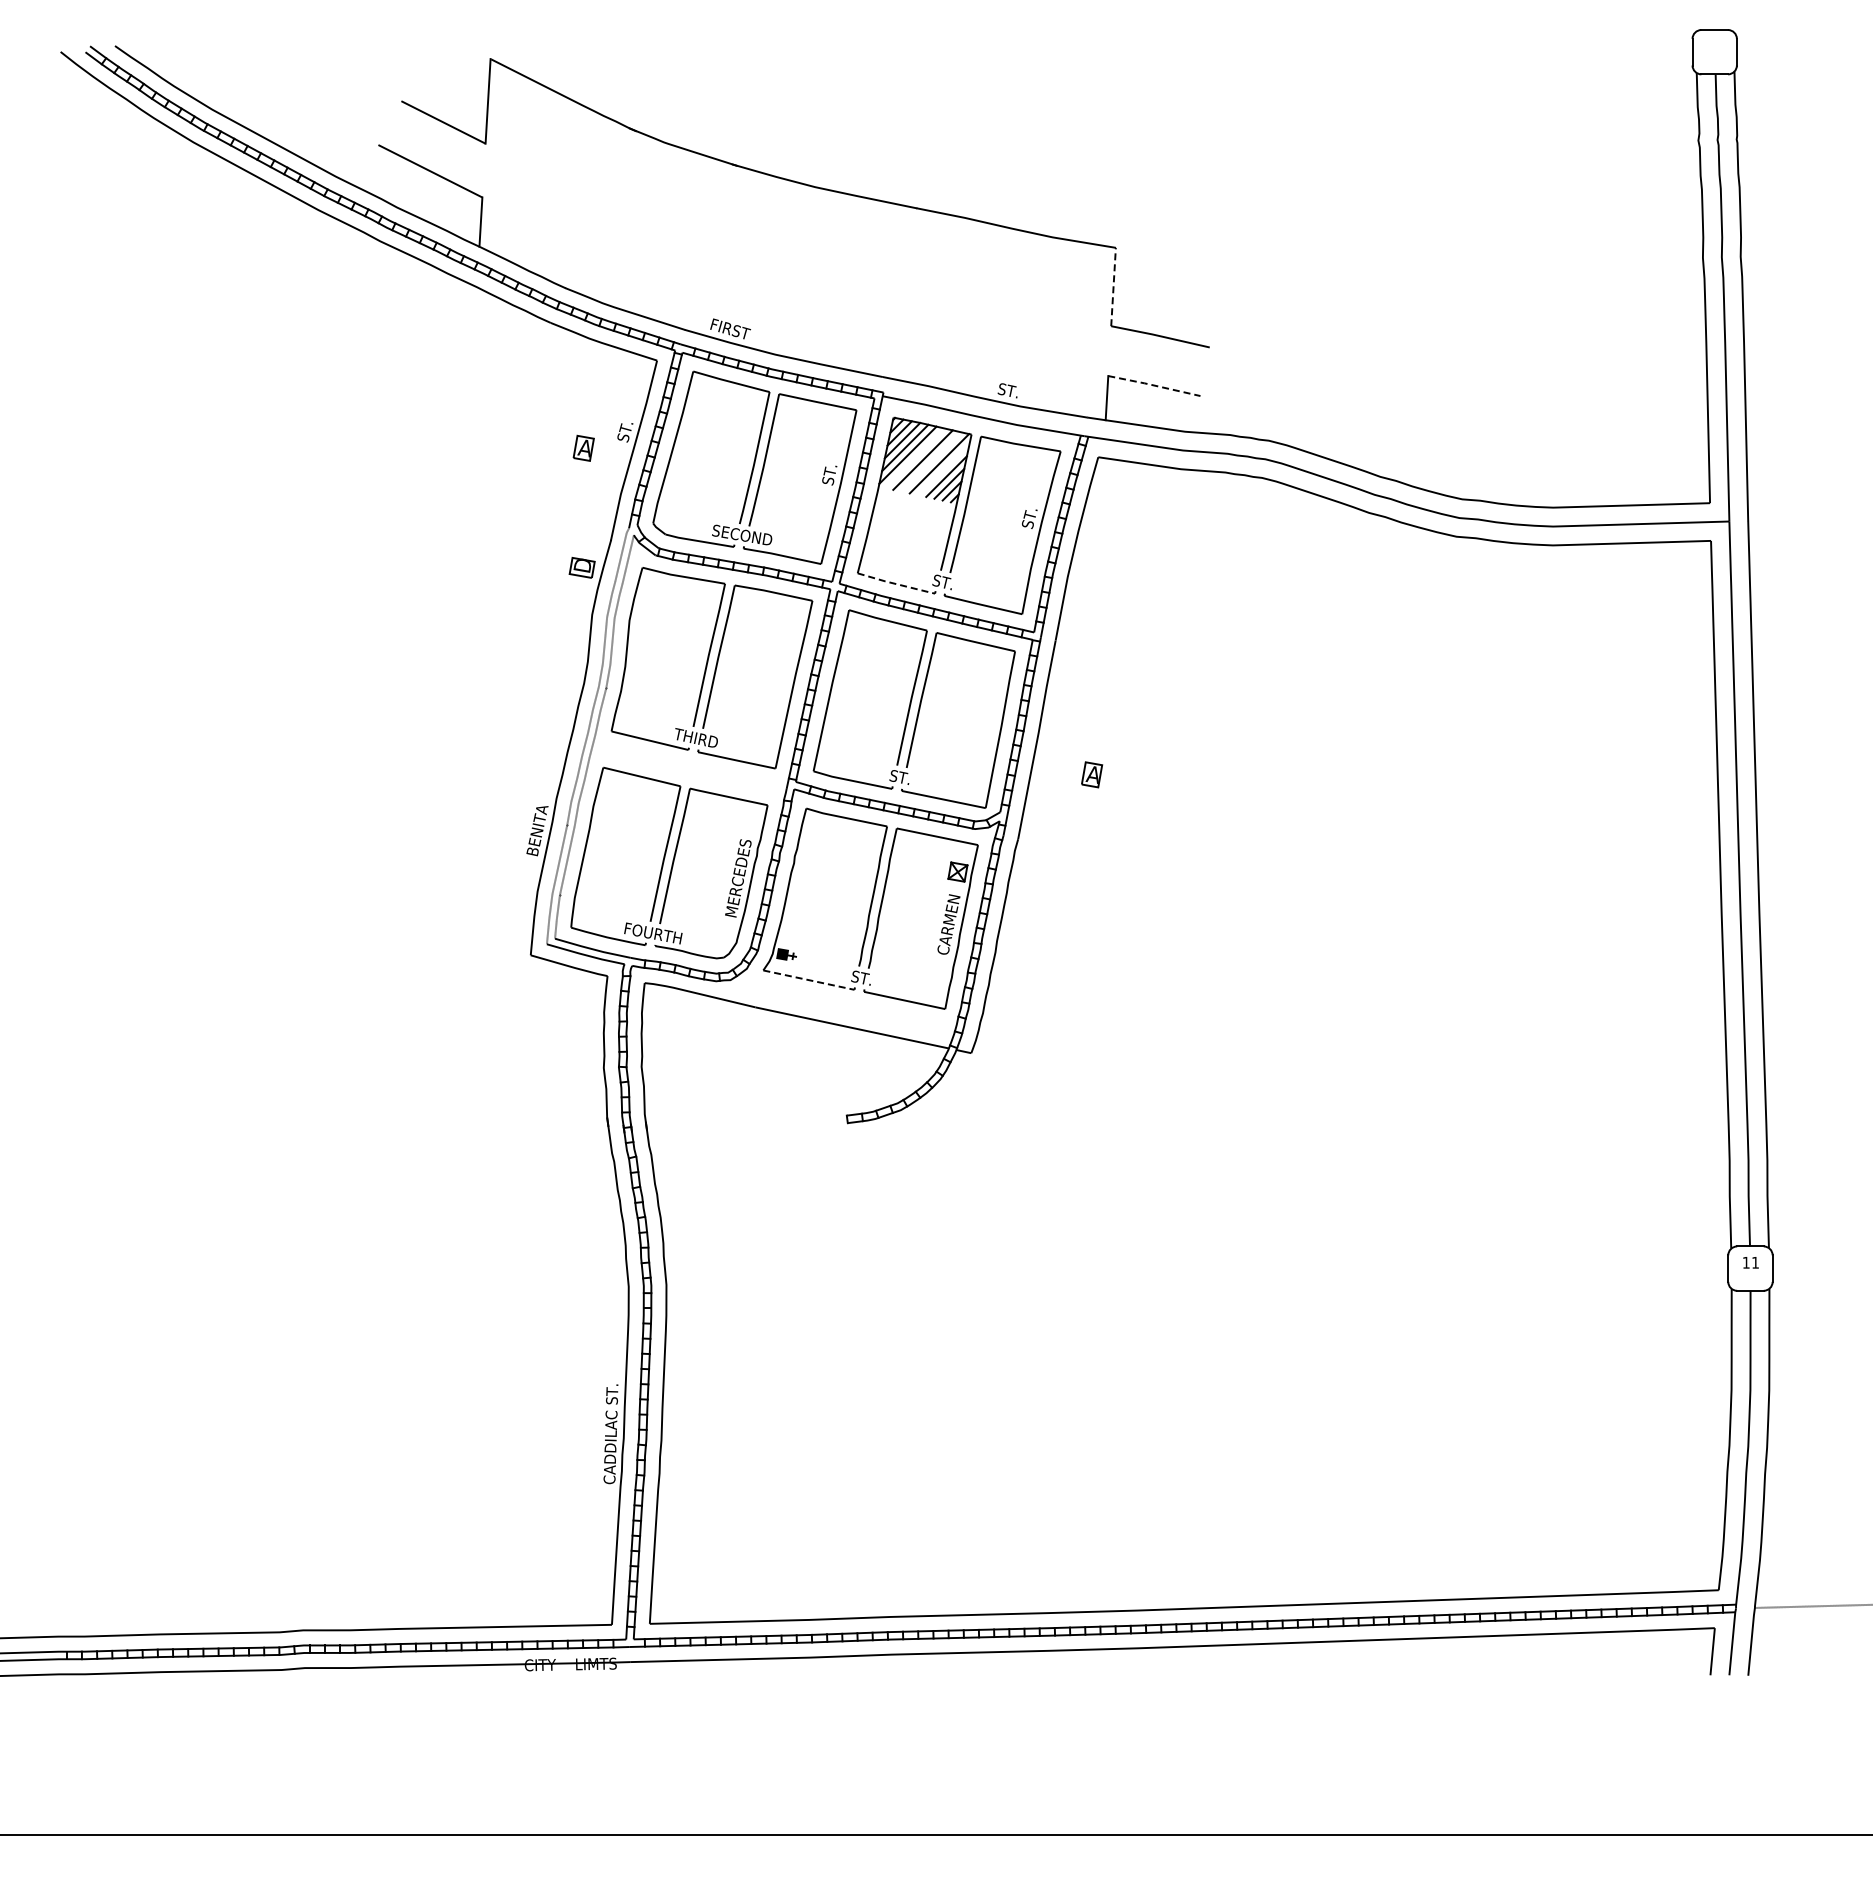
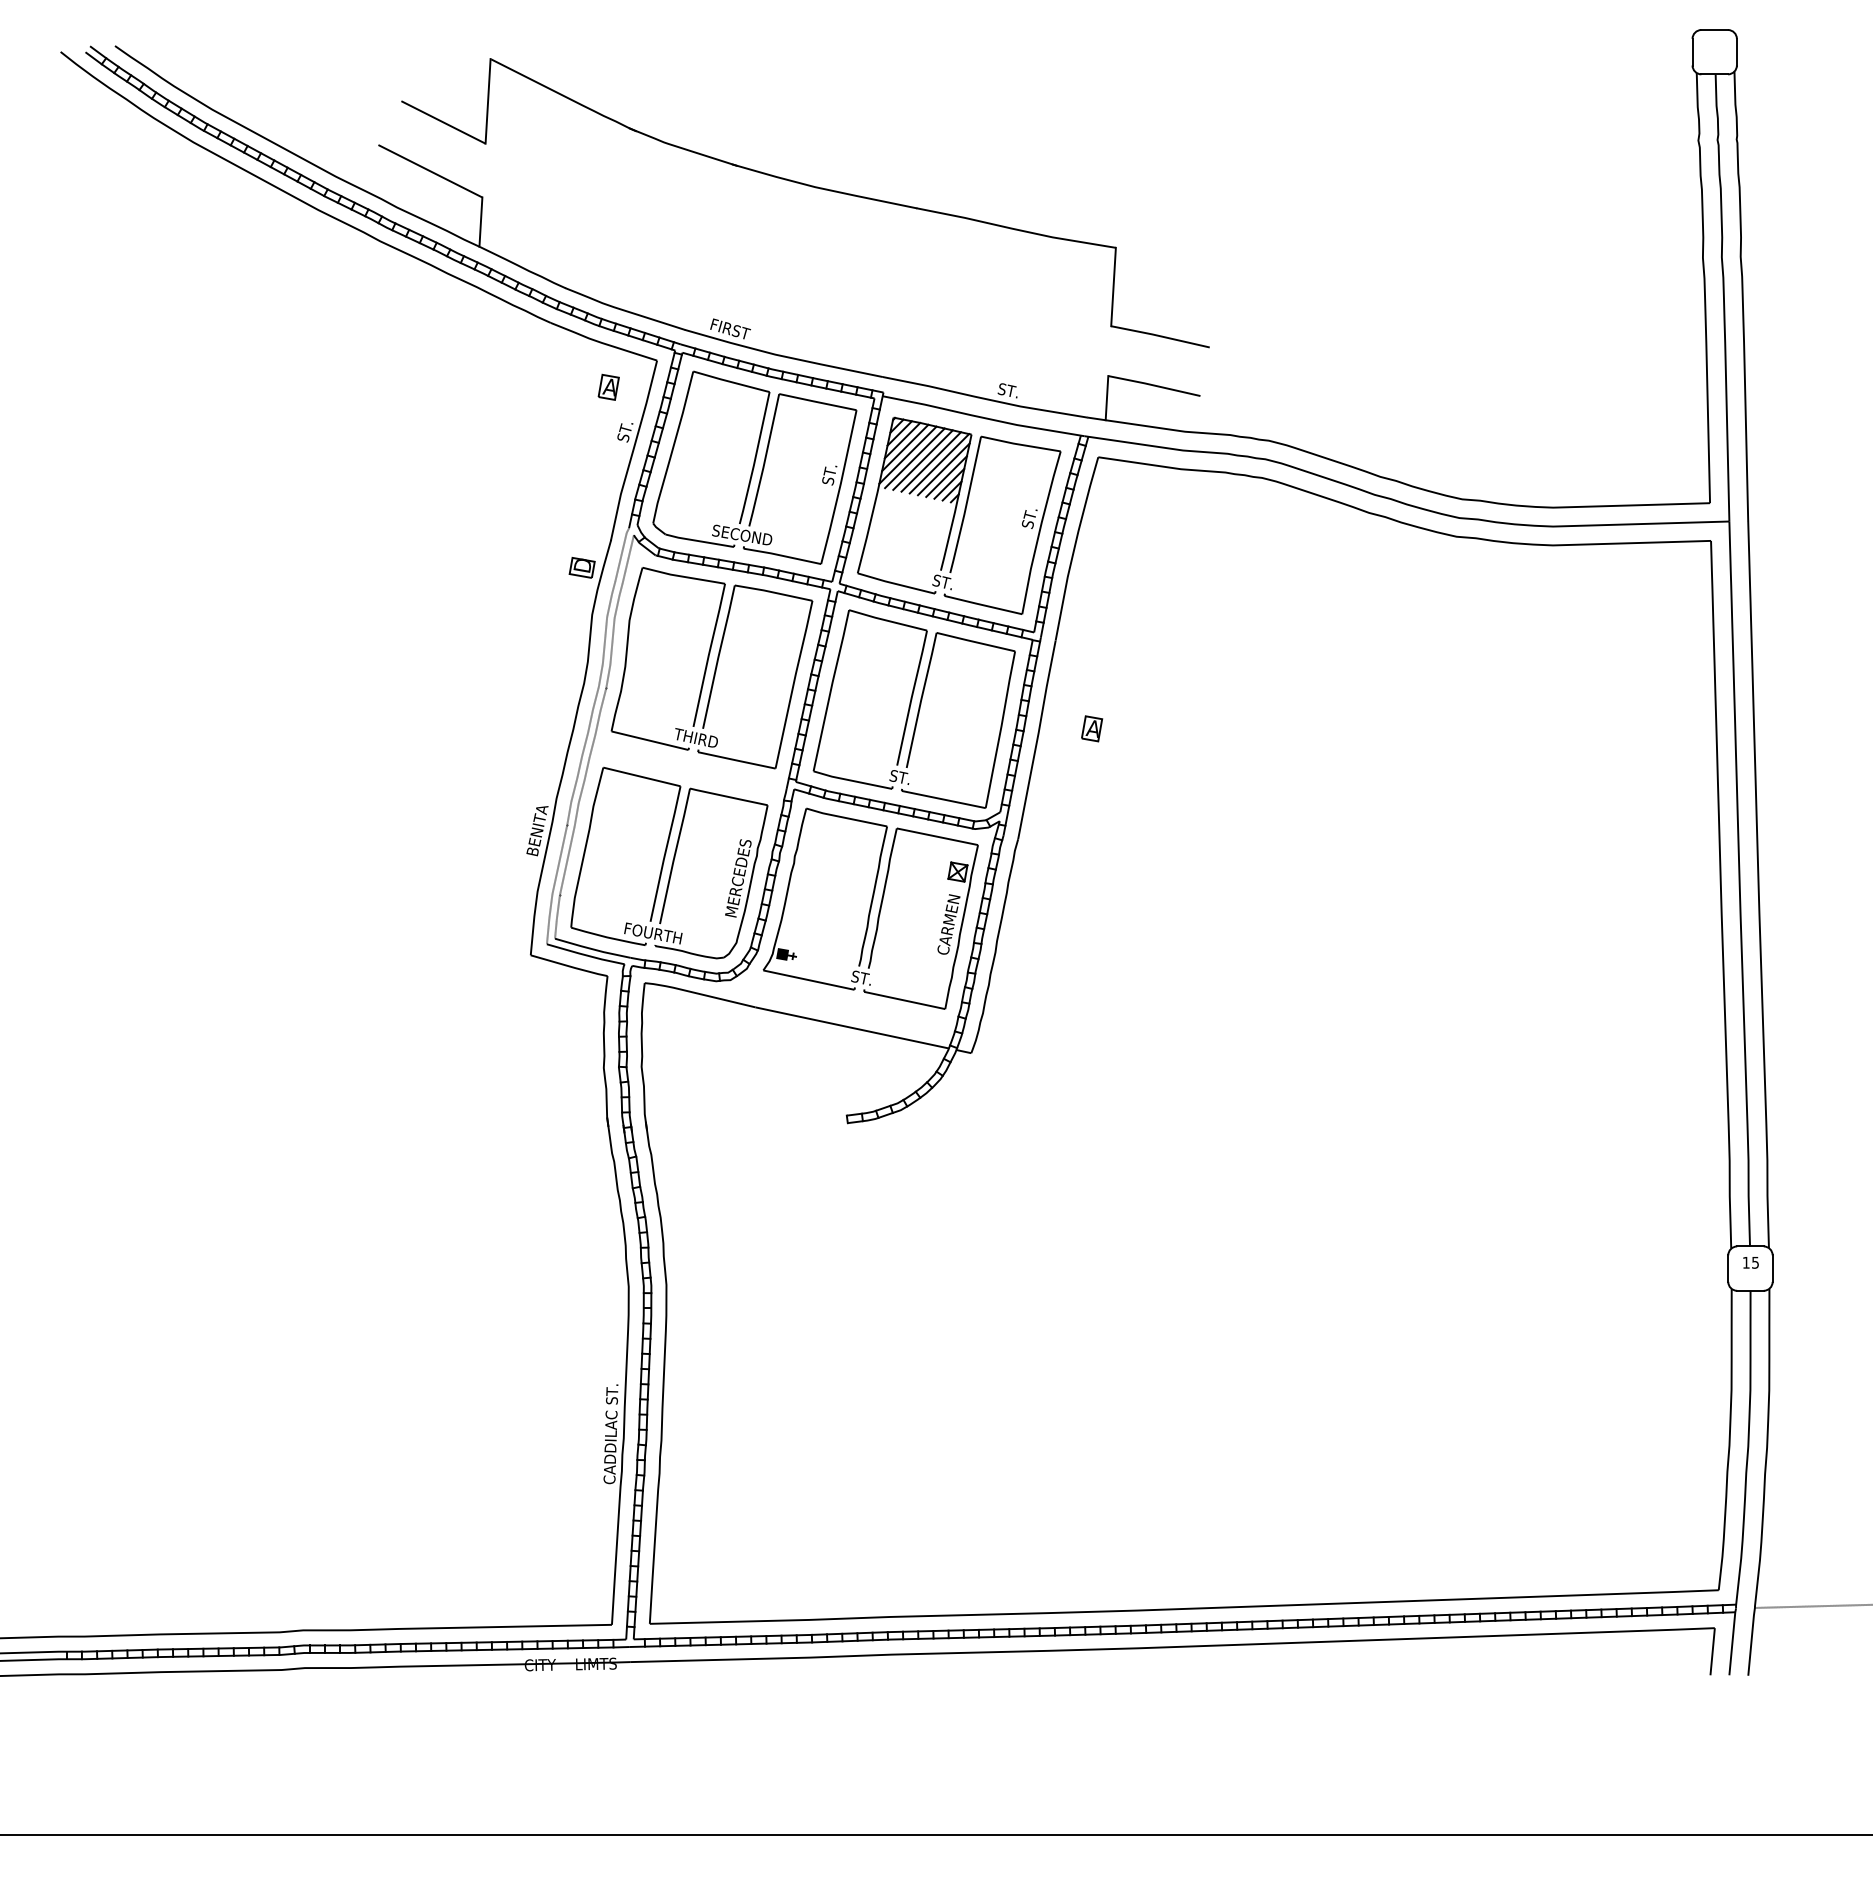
line: dashed -> solid (1113, 286)
line: dashed -> solid (1154, 385)
part position: (583, 447) -> (608, 386) (608, 386)
line: none -> present (914, 458)
line: none -> present (930, 461)
line: none -> present (943, 469)
line: dashed -> solid (896, 584)
part position: (1092, 774) -> (1092, 728) (1092, 728)
line: dashed -> solid (808, 980)
text: 11 -> 15 (1755, 1262)
